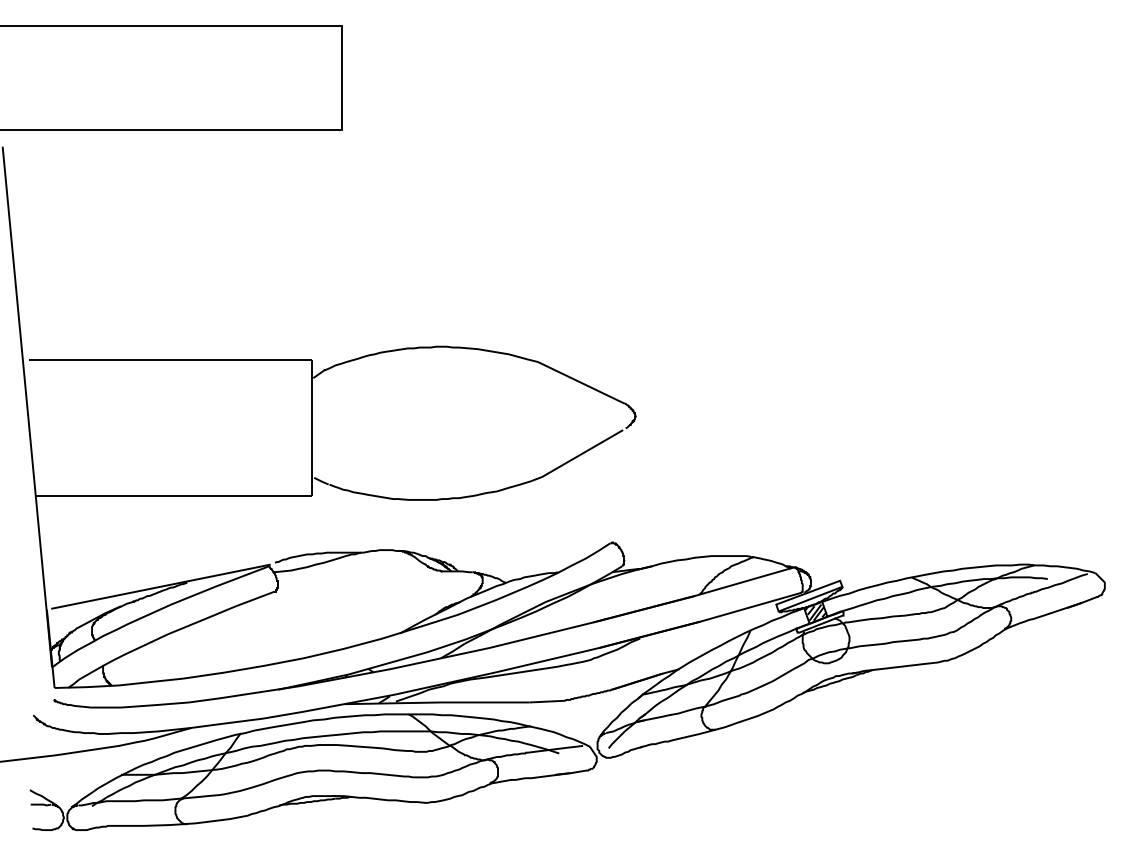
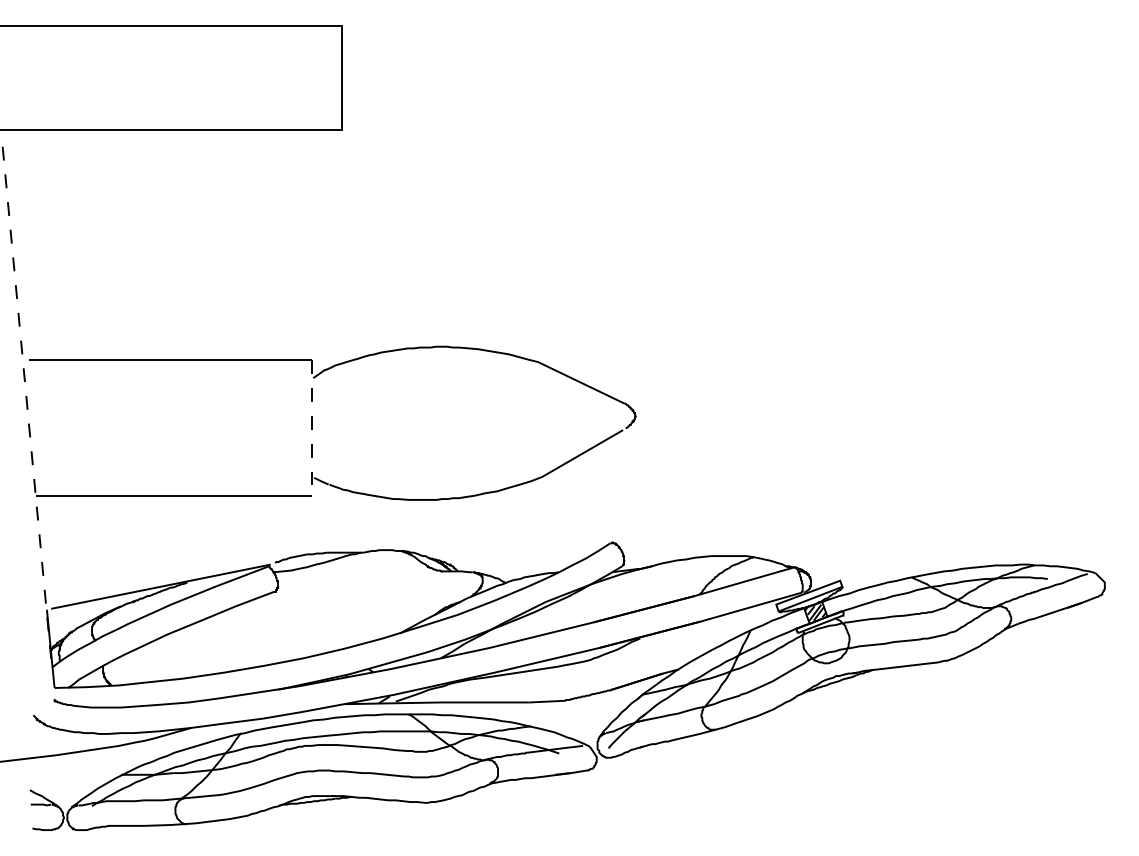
line: solid -> dashed (27, 407)
line: solid -> dashed (311, 428)
